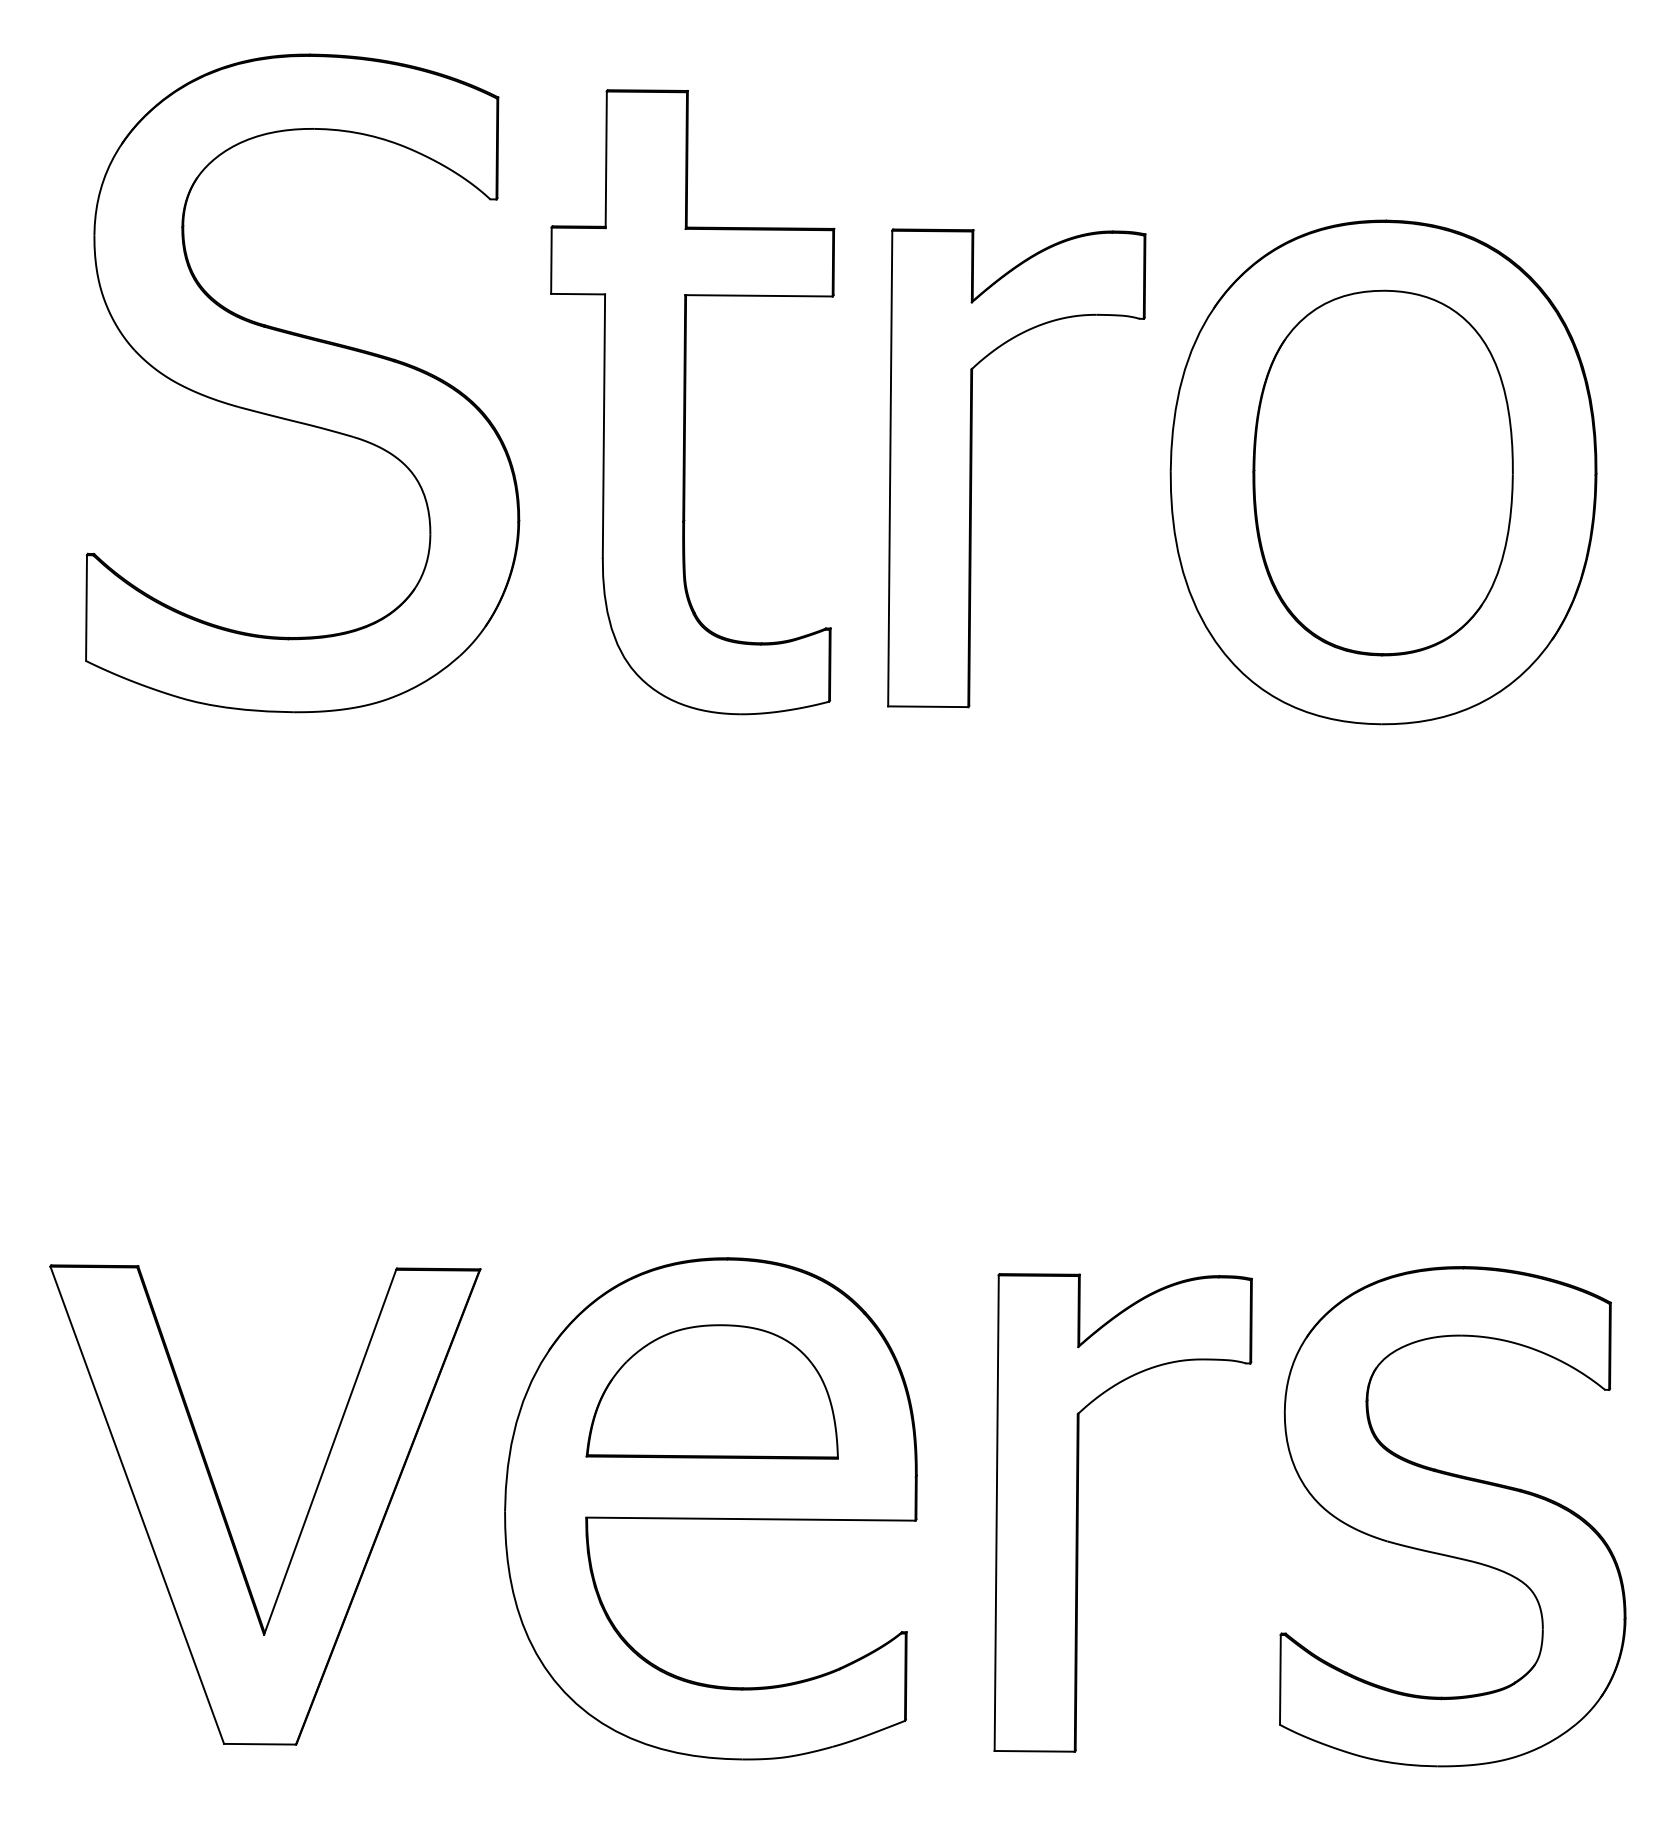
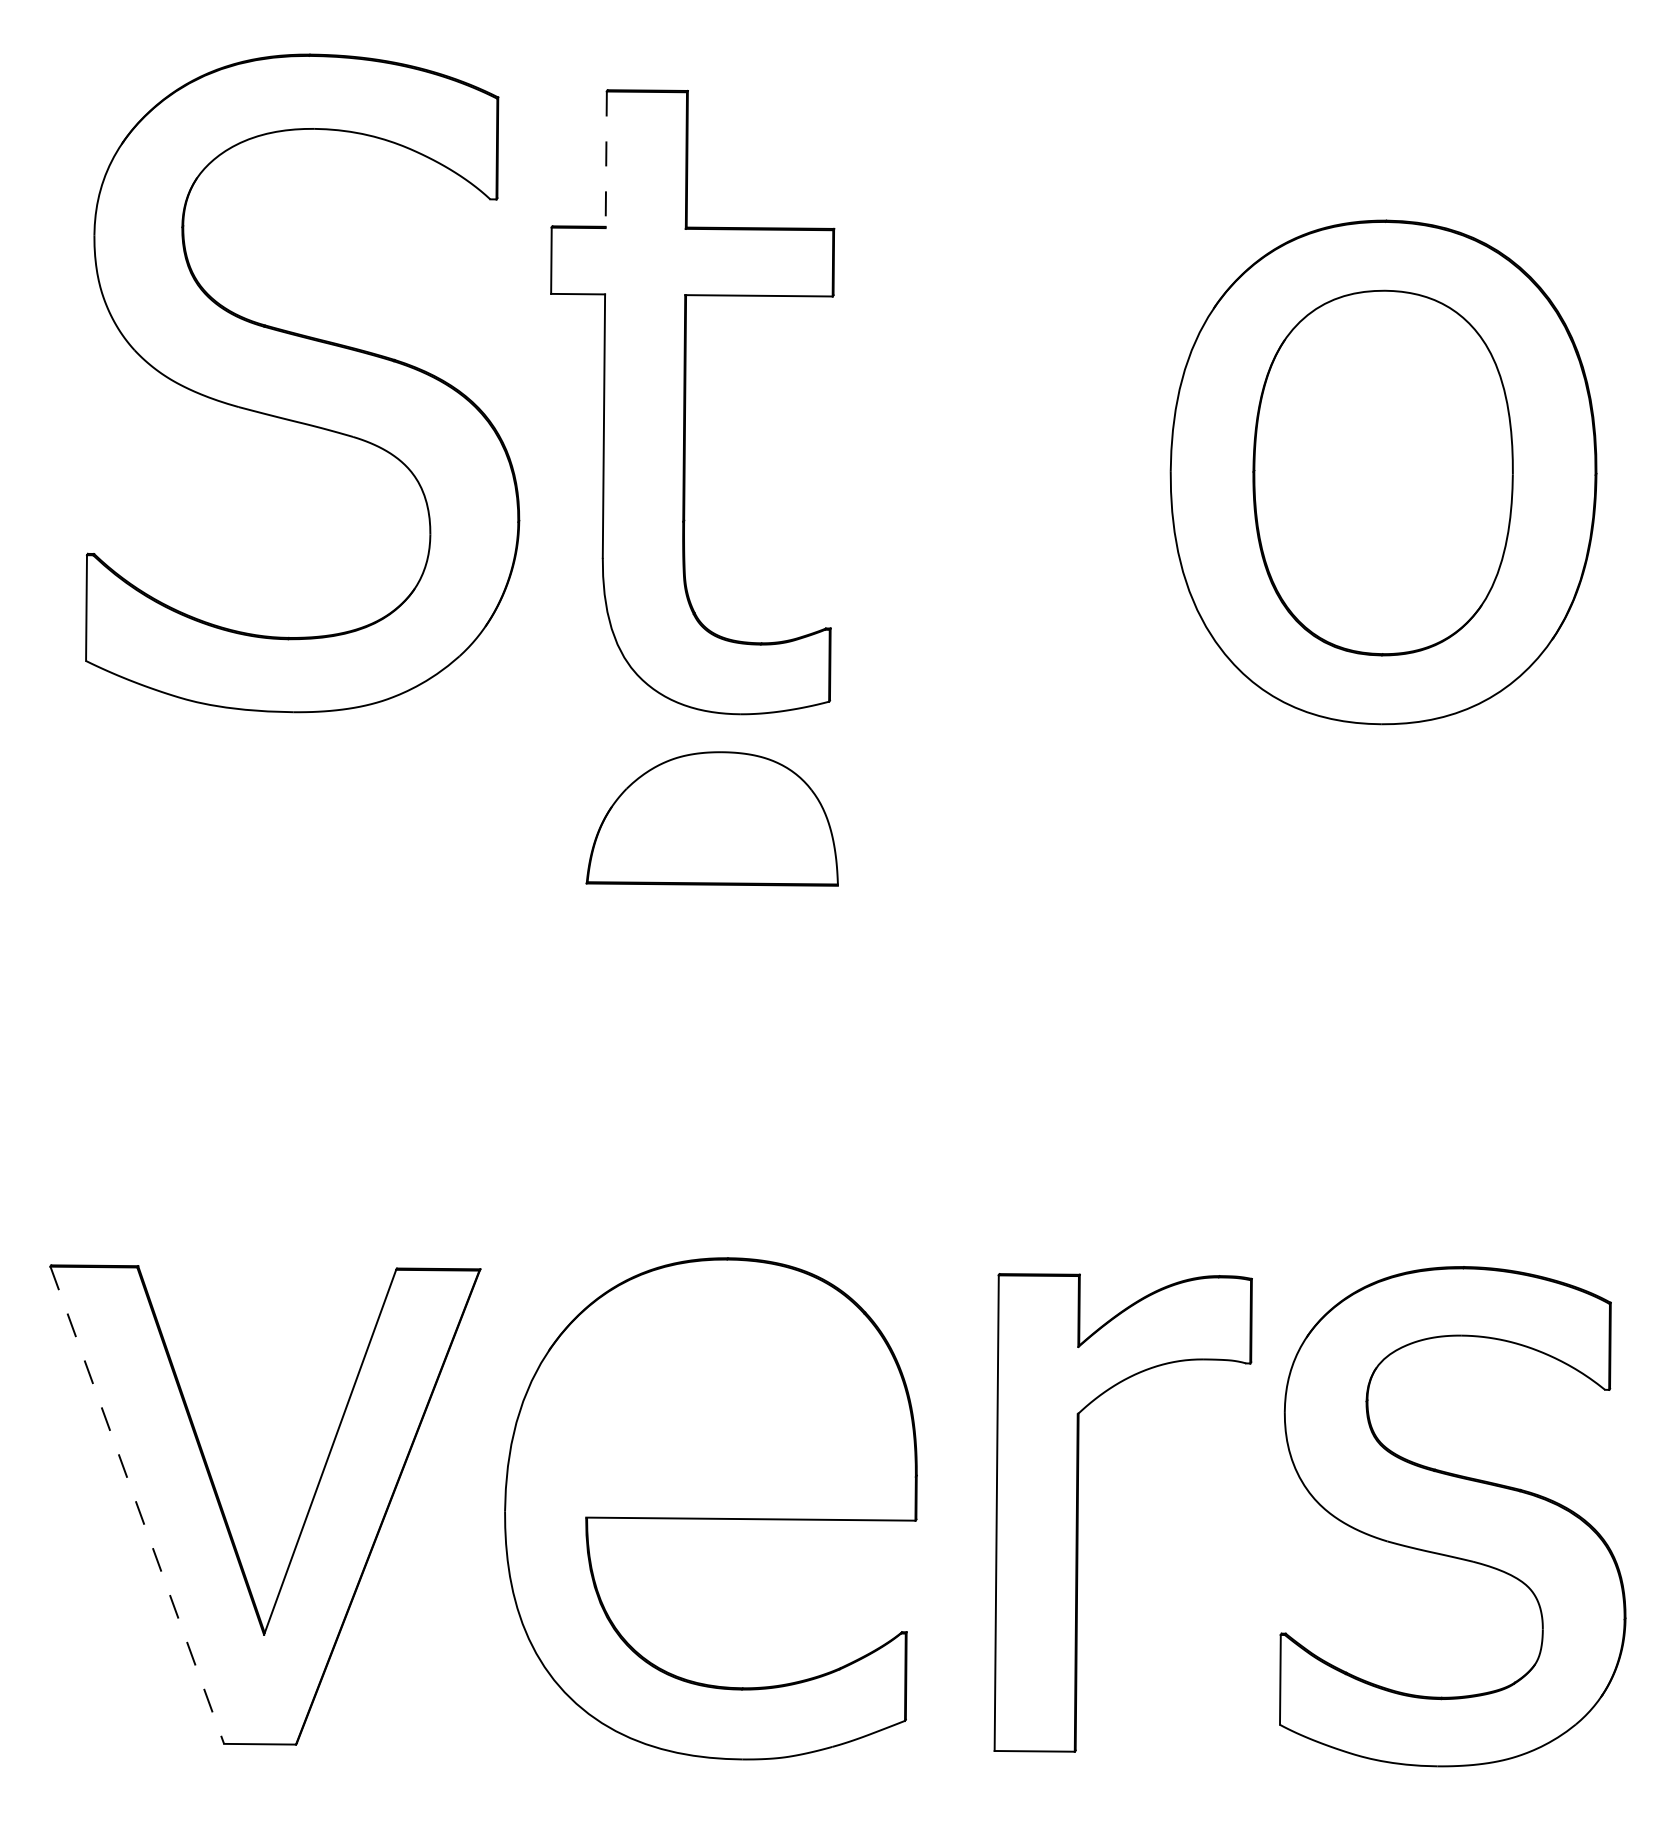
line: solid -> dashed (606, 160)
part: present -> none (972, 468)
part position: (711, 1391) -> (711, 818) (711, 818)
line: solid -> dashed (137, 1505)
